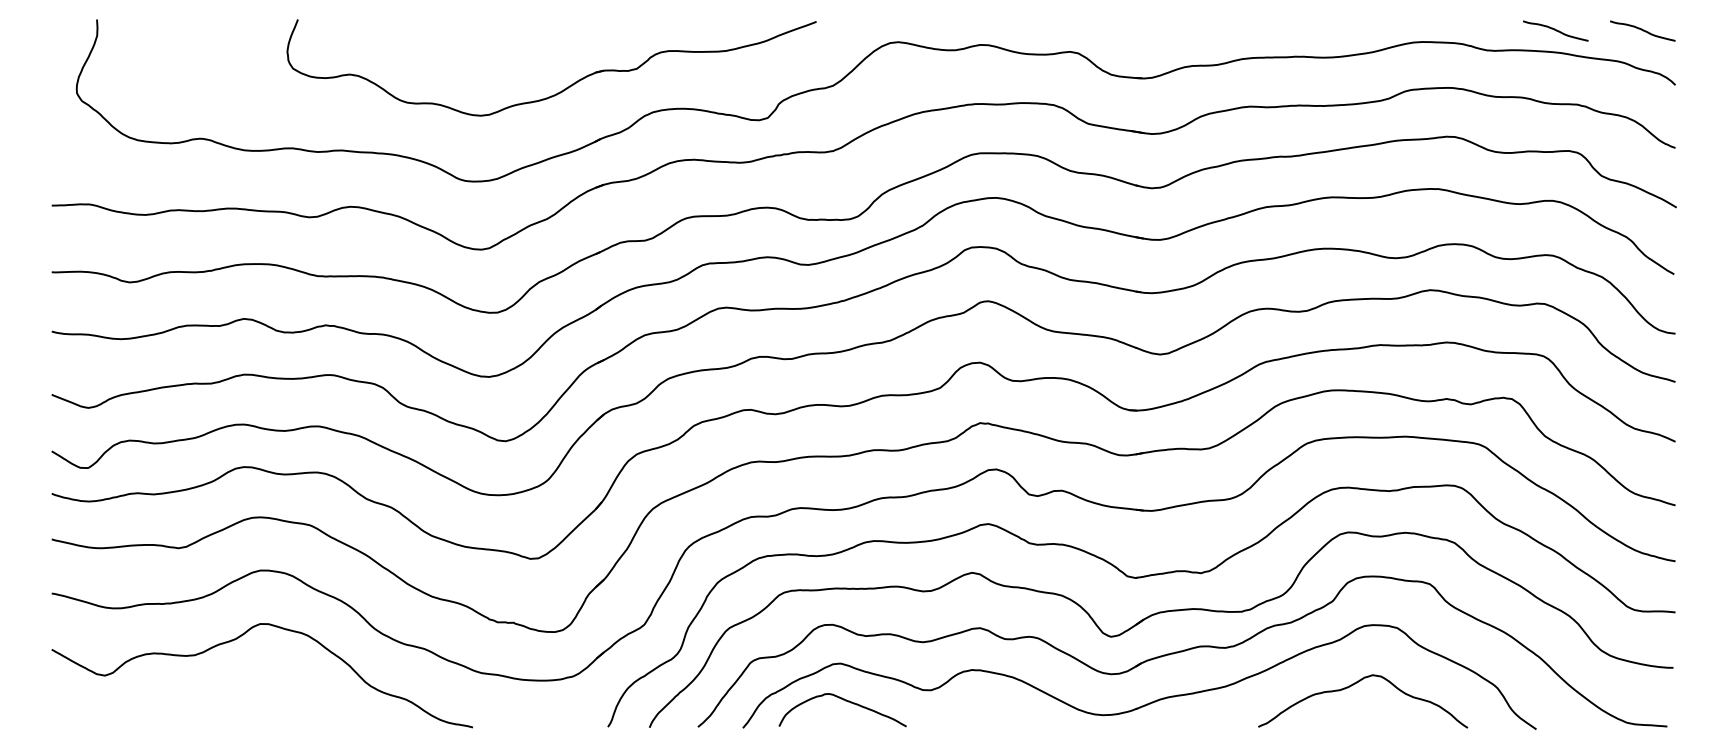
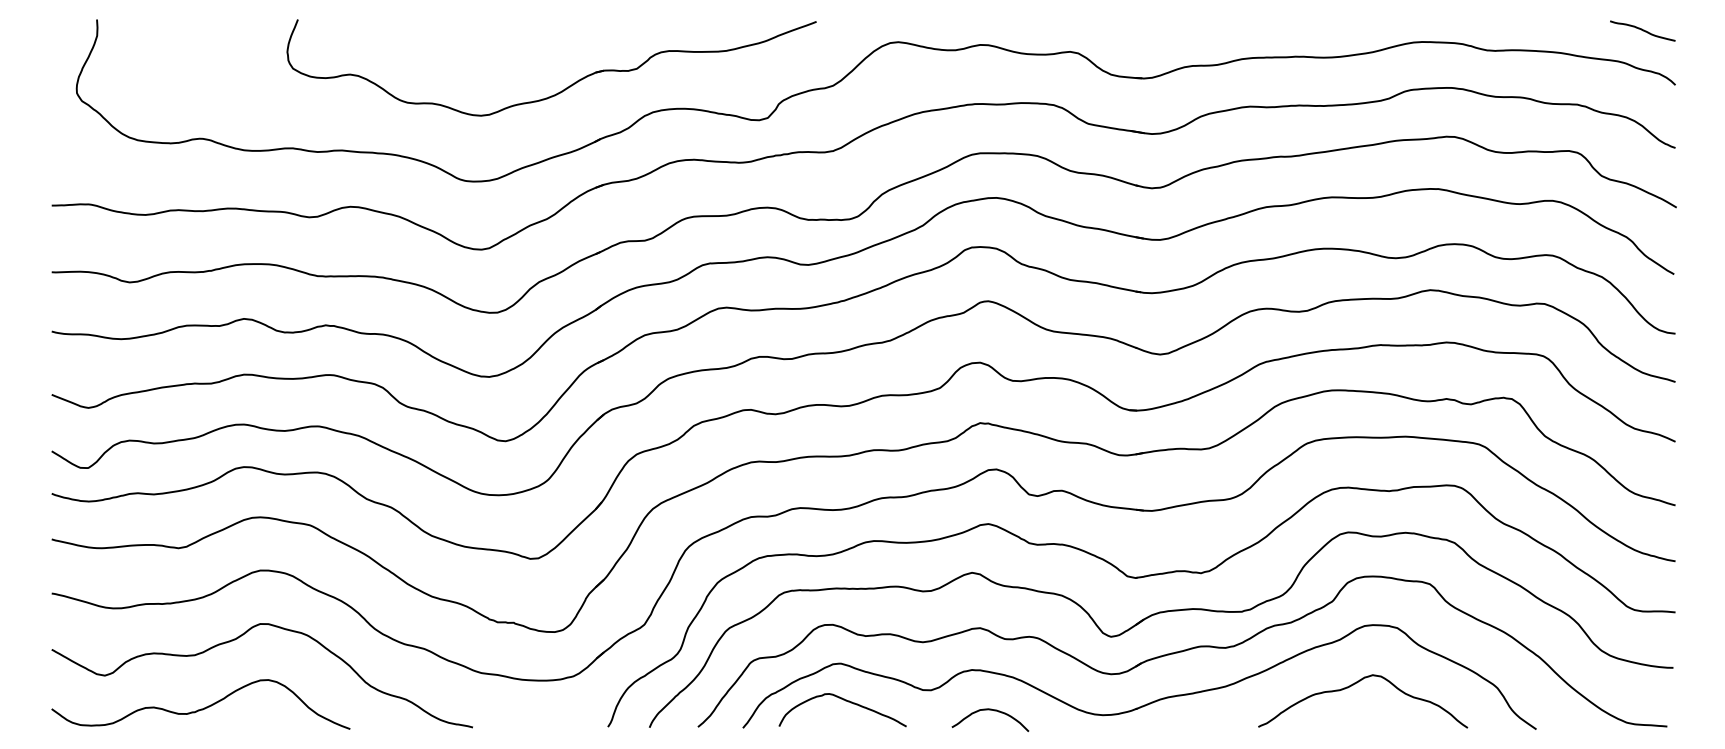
curve: present -> none (1555, 30)
curve: none -> present (201, 708)
curve: none -> present (994, 711)
